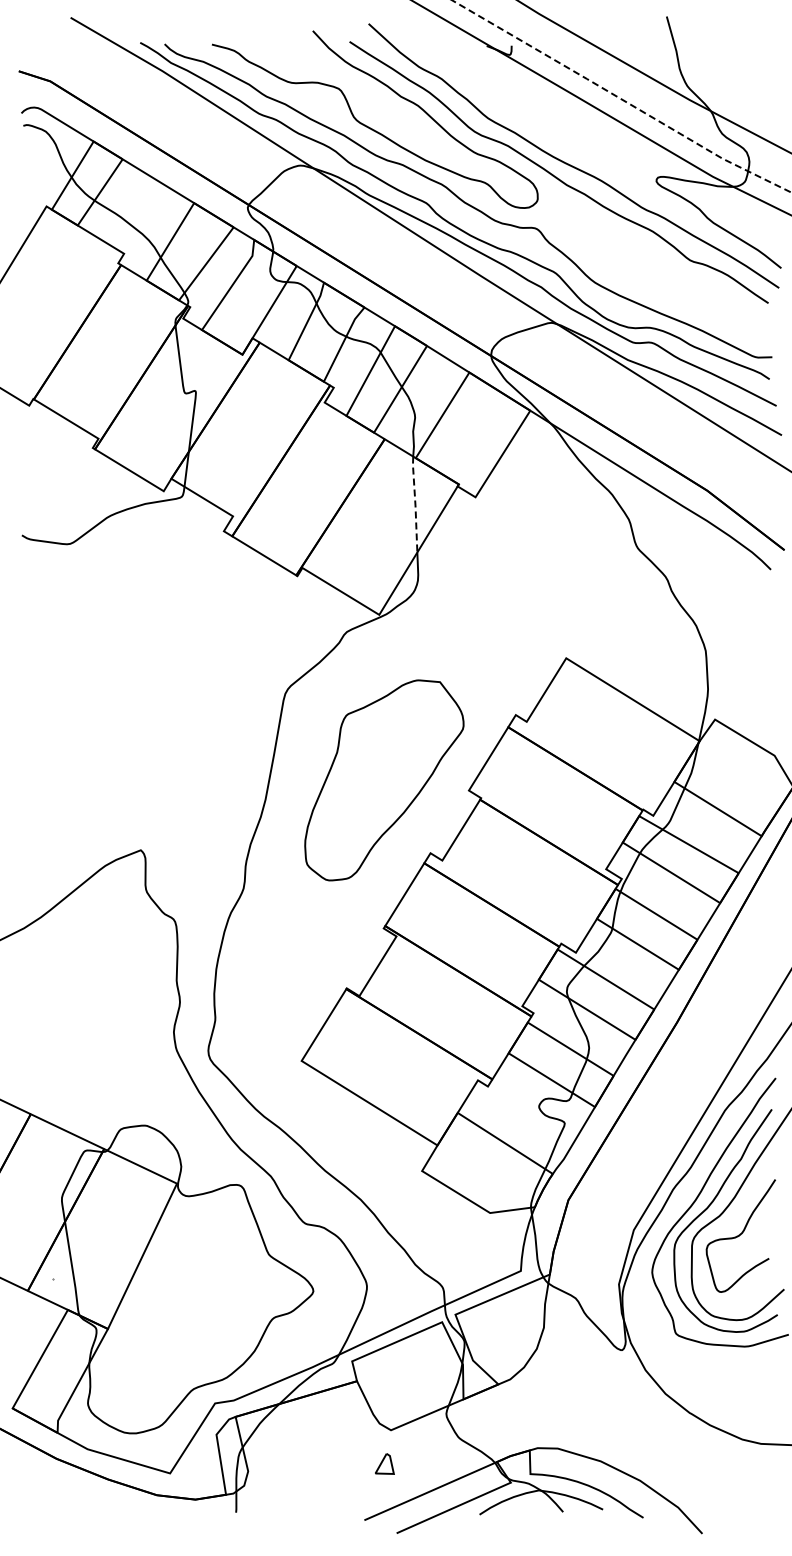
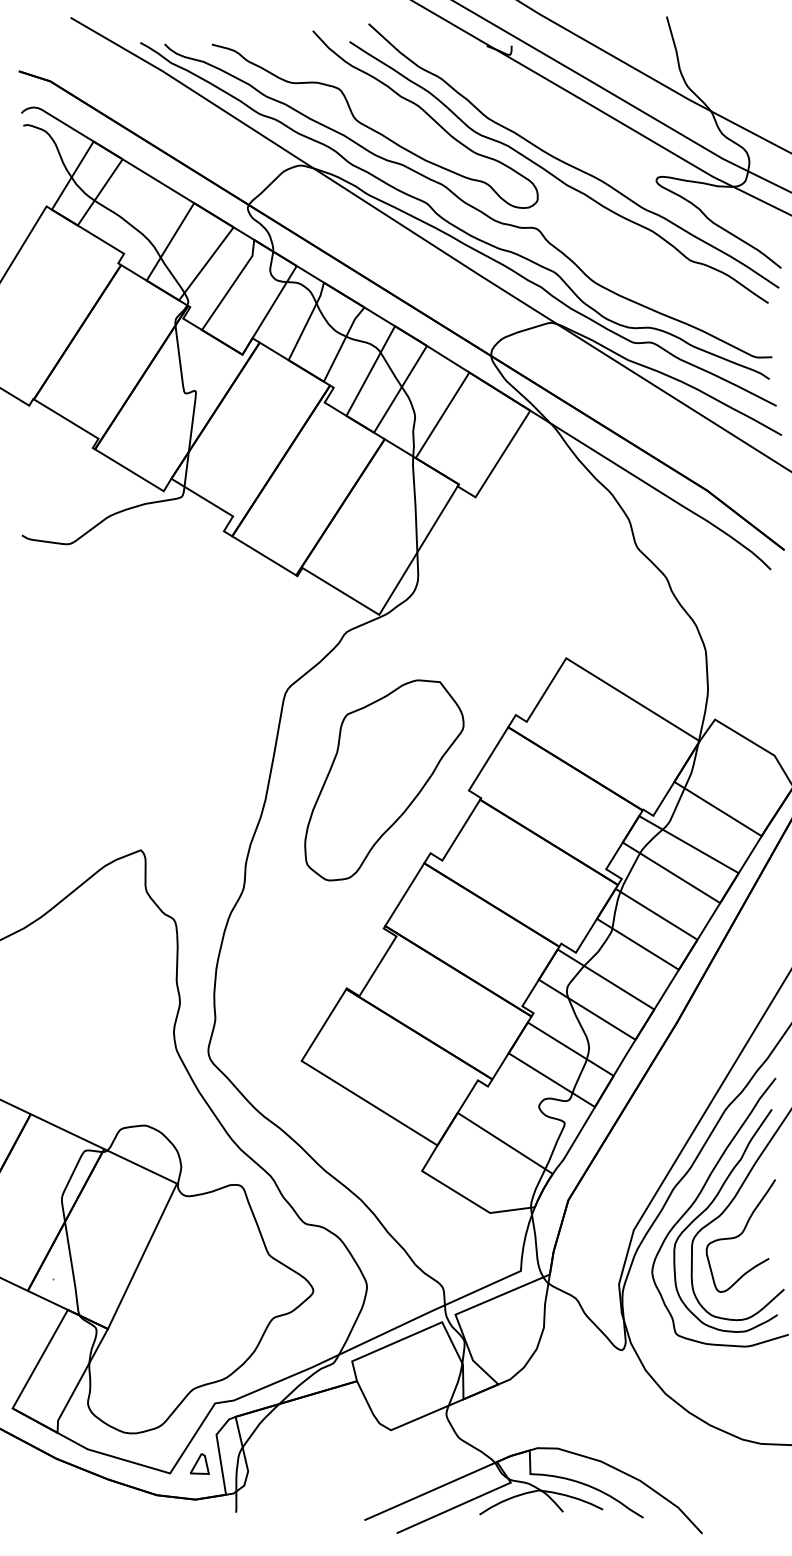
line: dashed -> solid (621, 99)
line: dashed -> solid (415, 504)
part position: (384, 1463) -> (199, 1463) (199, 1463)
